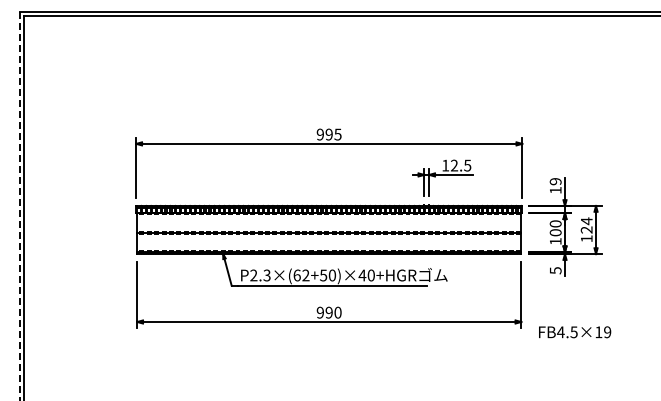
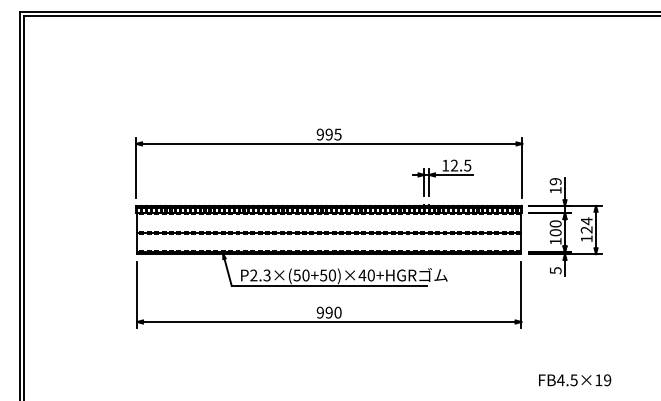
line: dashed -> solid (19, 205)
text: P2.3×(62+50)×40+HGR -> P2.3×(50+50)×40+HGR (301, 275)
text position: (575, 332) -> (575, 380) (575, 380)
